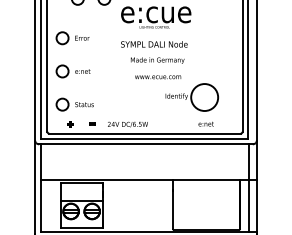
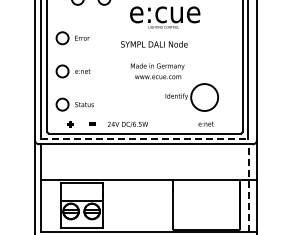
text position: (156, 17) -> (165, 17) (165, 17)
text position: (157, 60) -> (157, 66) (157, 66)
line: solid -> dashed (144, 138)
line: solid -> dashed (249, 188)
